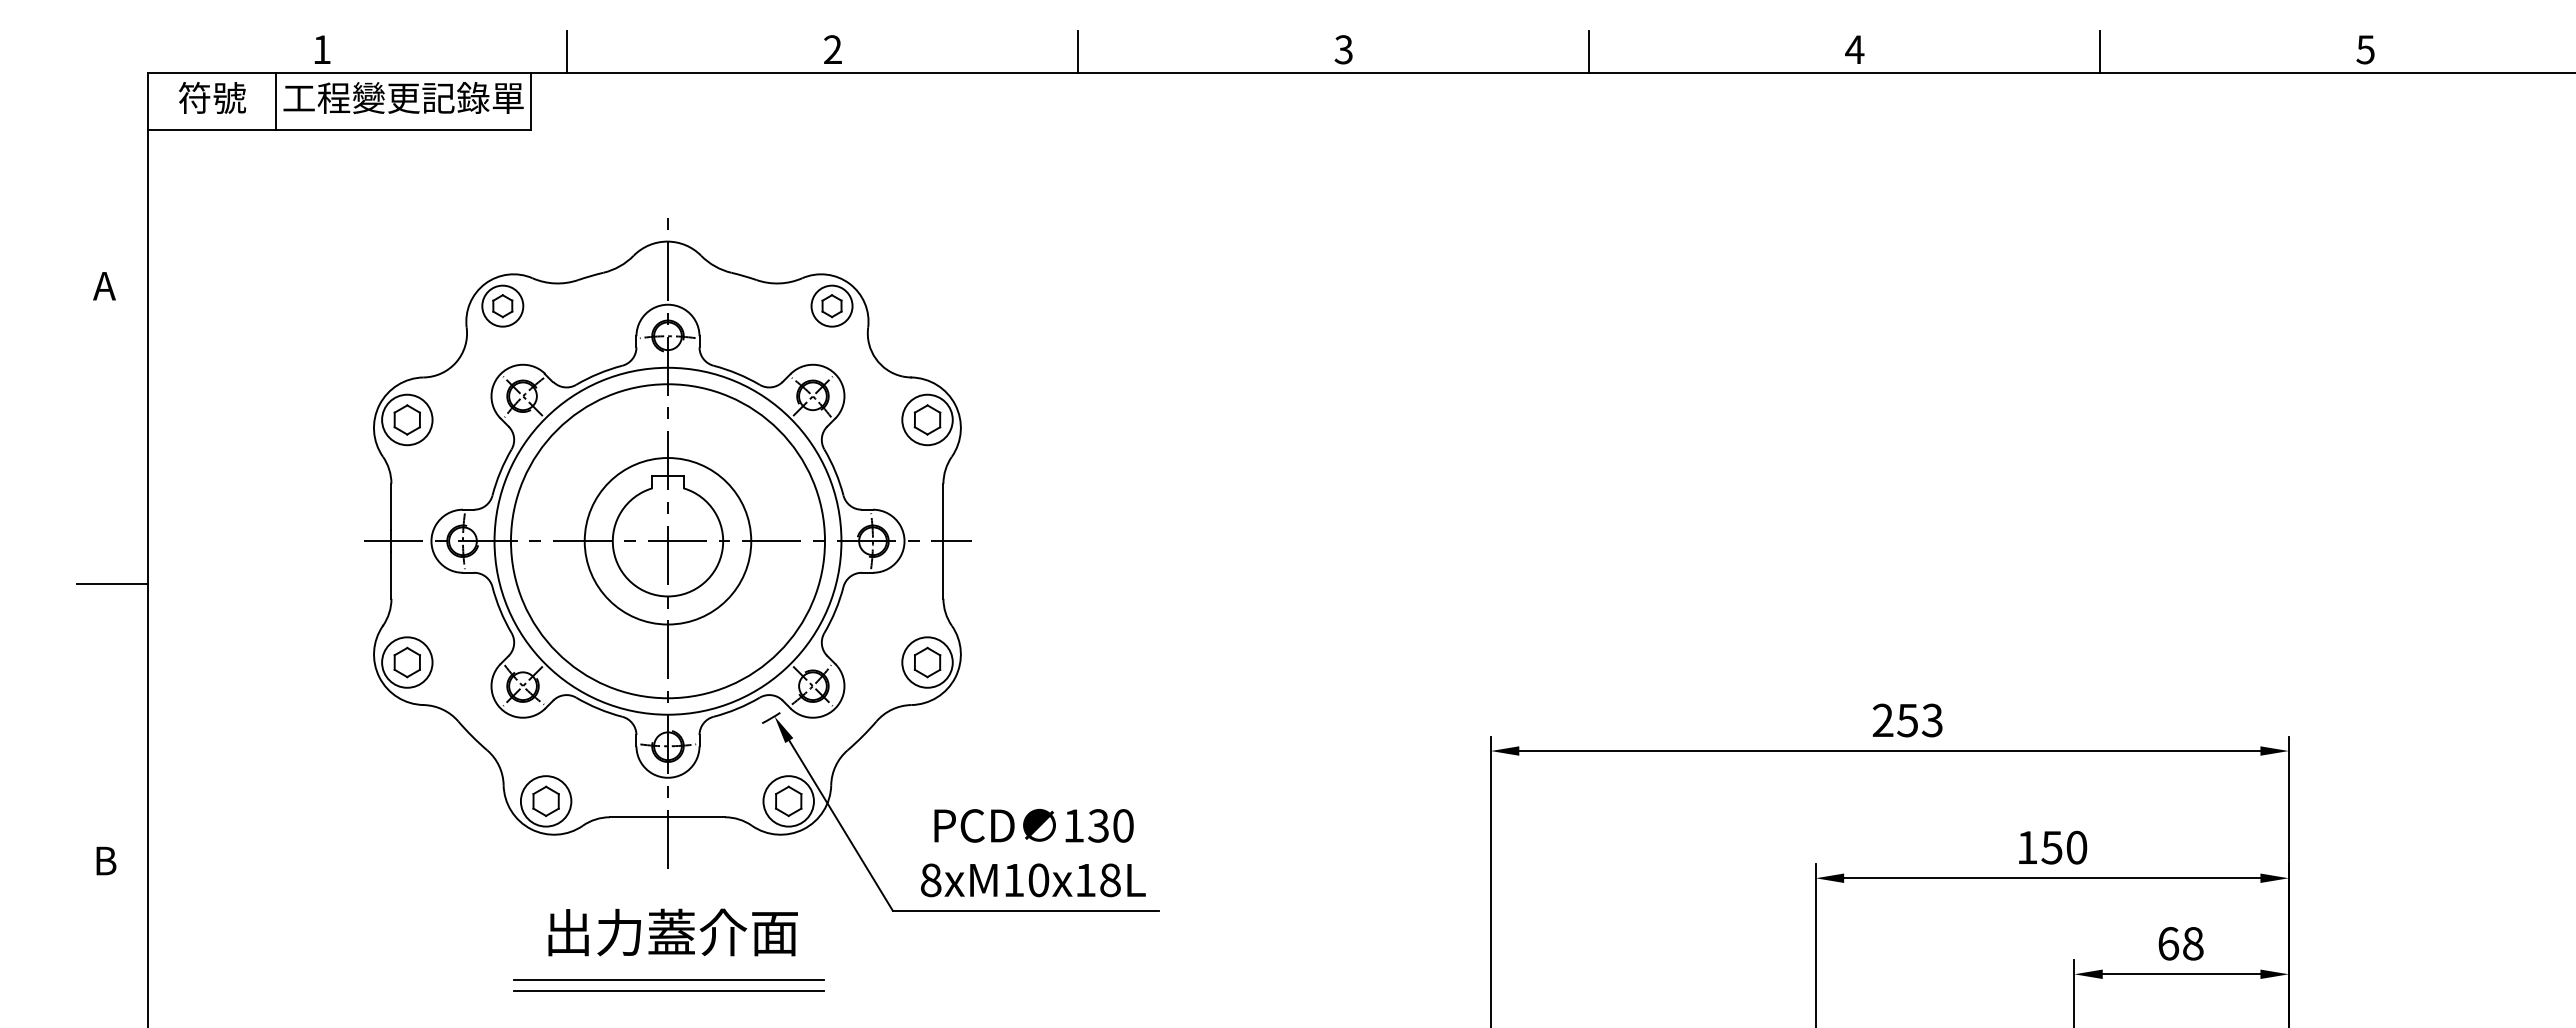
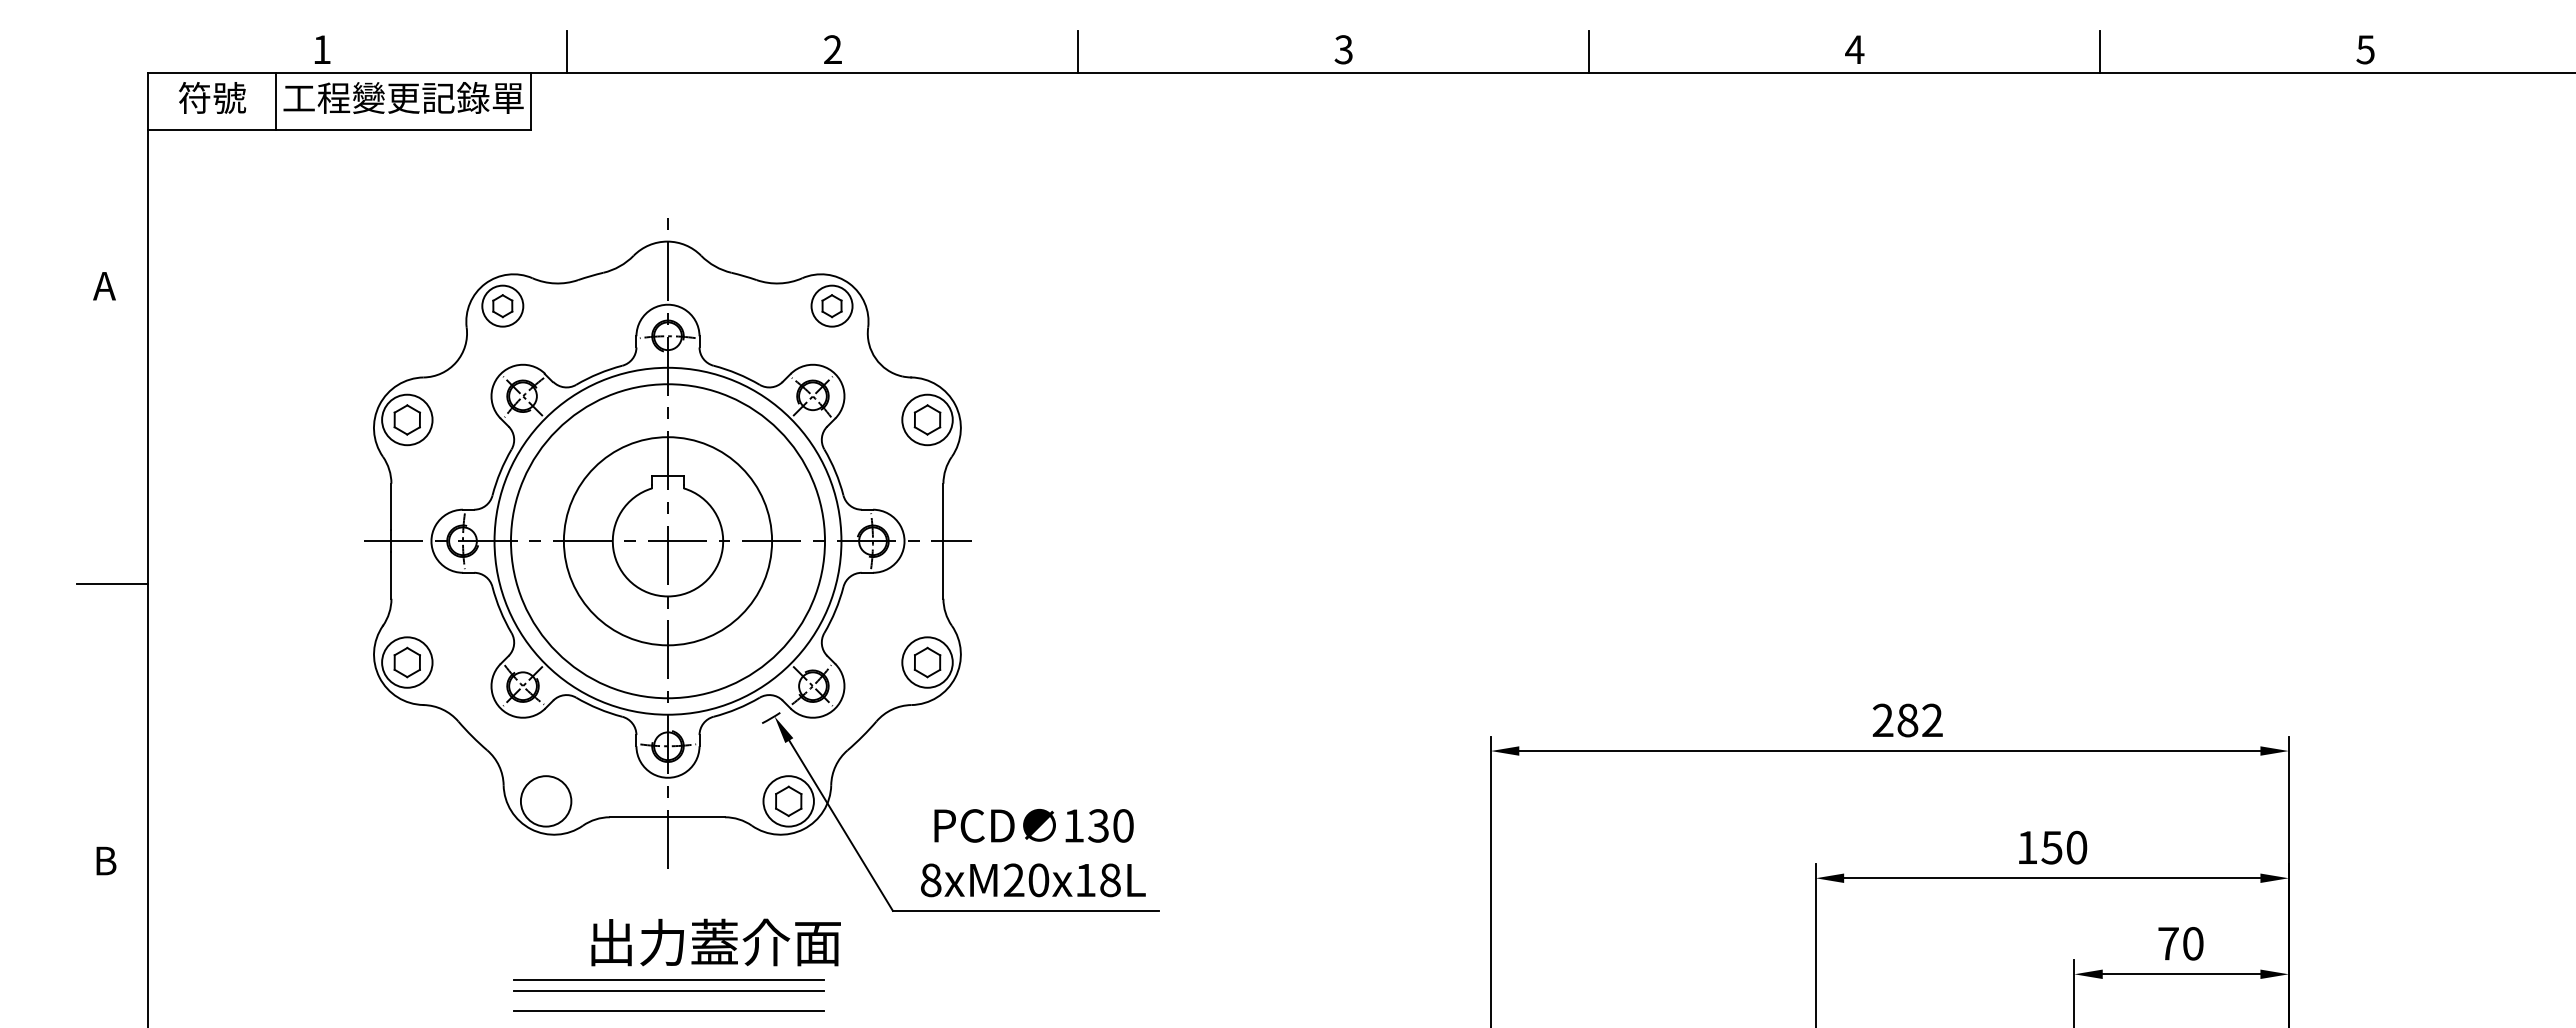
circle diameter: 167 px -> 208 px (667, 541)
text: 253 -> 282 (1919, 720)
part: present -> none (545, 800)
text: 8xM10x18L -> 8xM20x18L (1013, 879)
text position: (672, 932) -> (715, 942) (715, 942)
text: 68 -> 70 (2180, 943)
line: none -> present (668, 1010)
